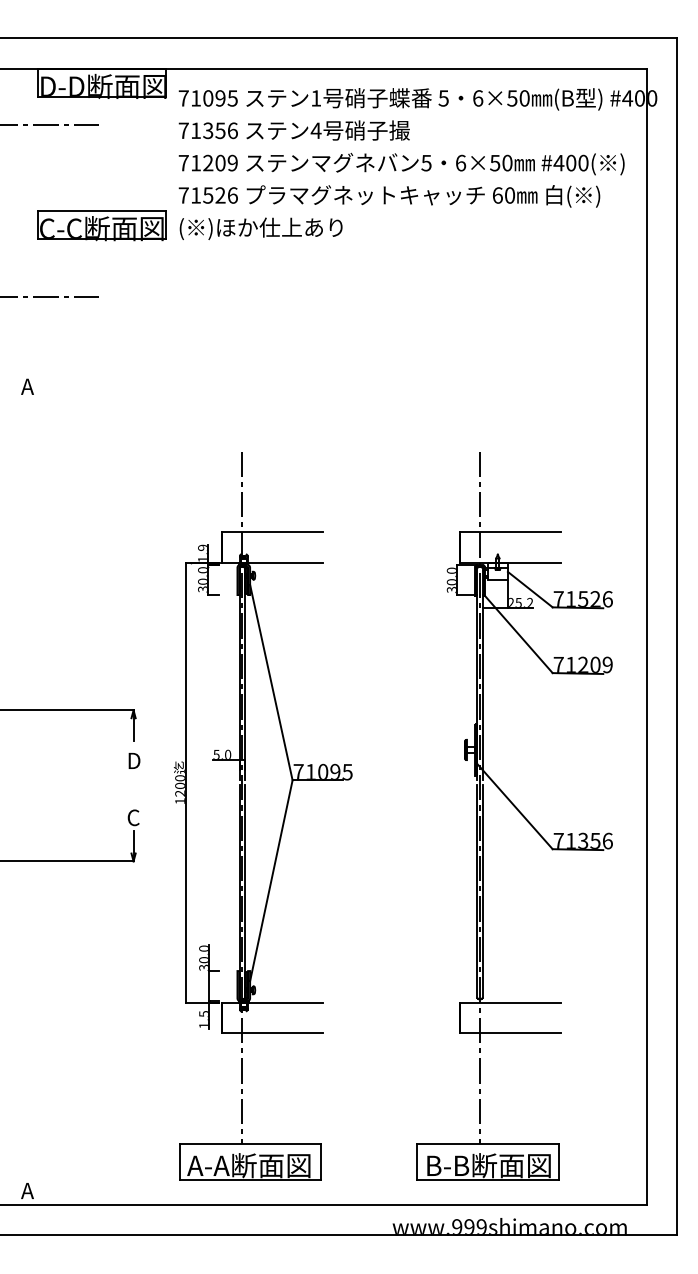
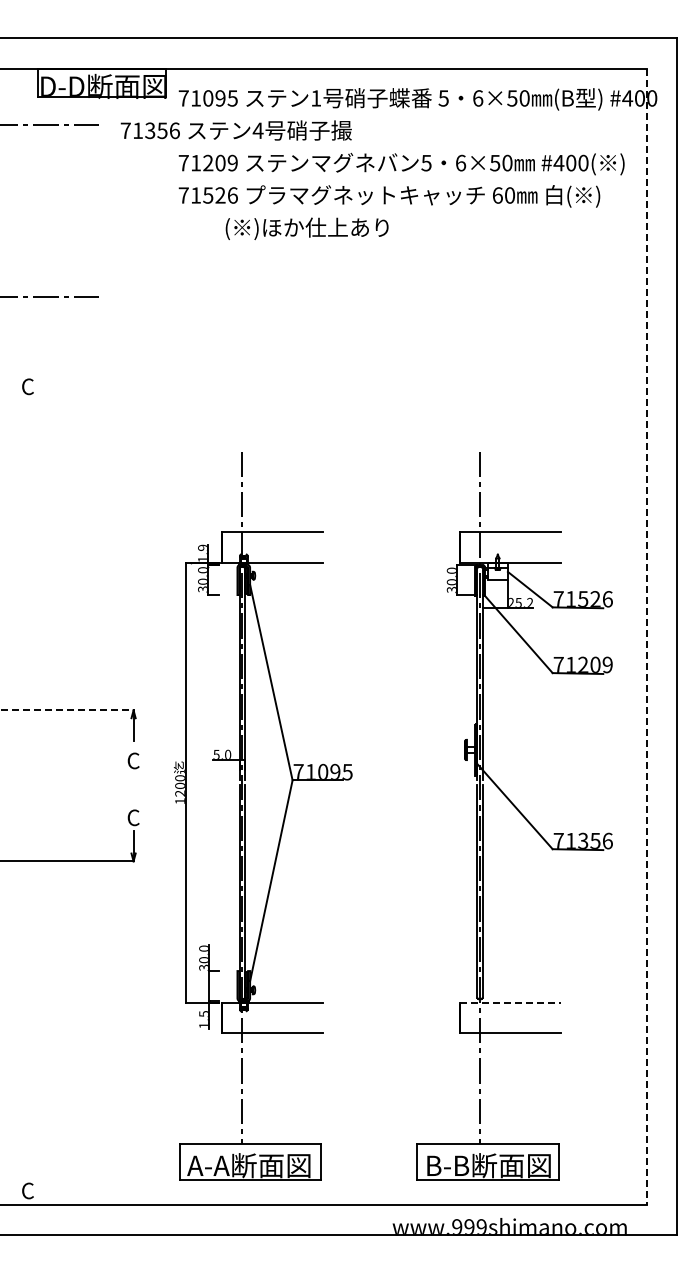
text position: (293, 130) -> (235, 130) (235, 130)
part: present -> none (101, 225)
text position: (260, 228) -> (306, 228) (306, 228)
text: A -> C (27, 386)
line: solid -> dashed (646, 637)
line: solid -> dashed (67, 710)
text: D -> C (133, 760)
line: solid -> dashed (510, 1002)
text: A -> C (27, 1190)
